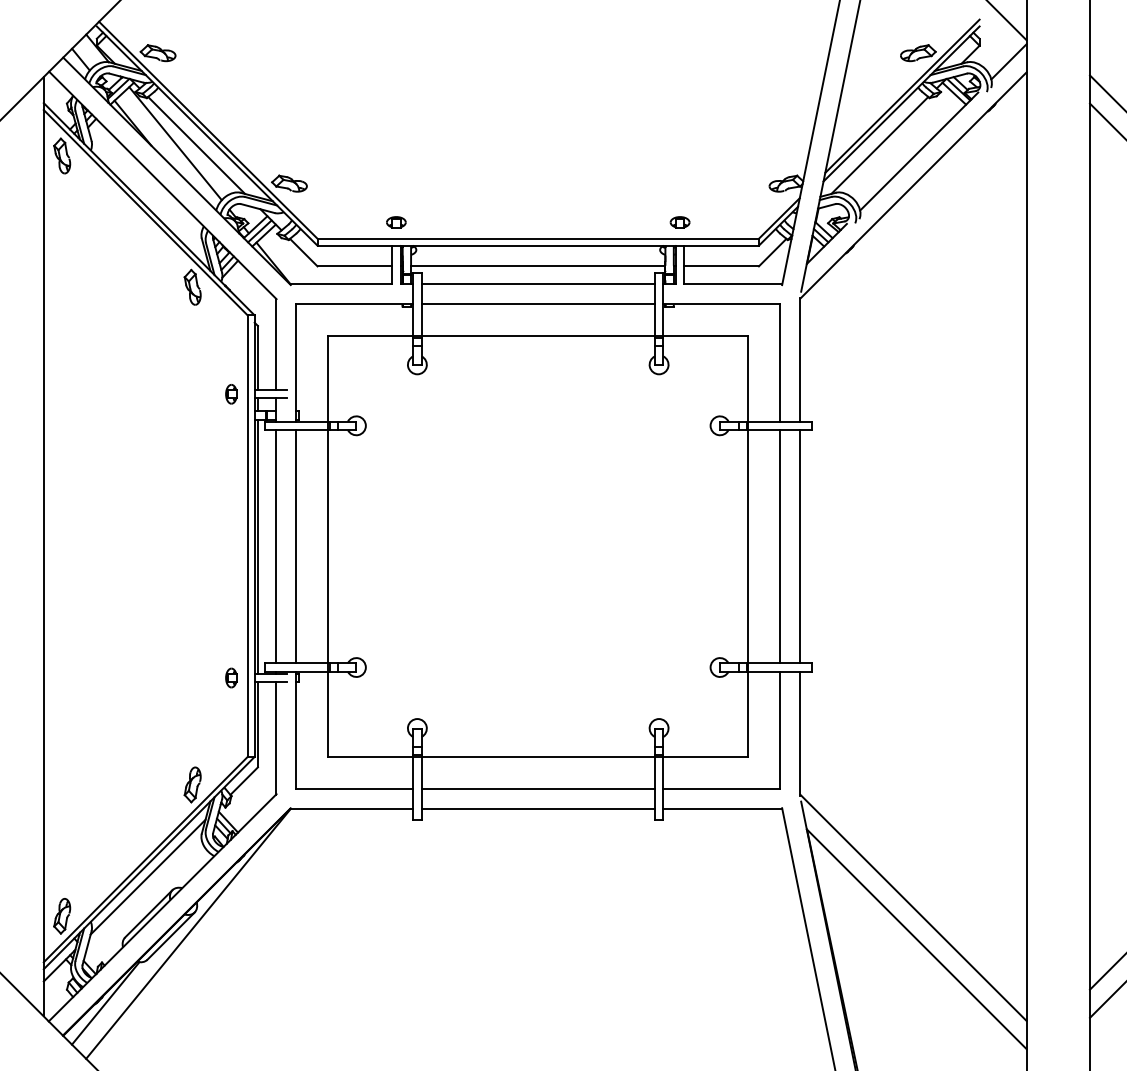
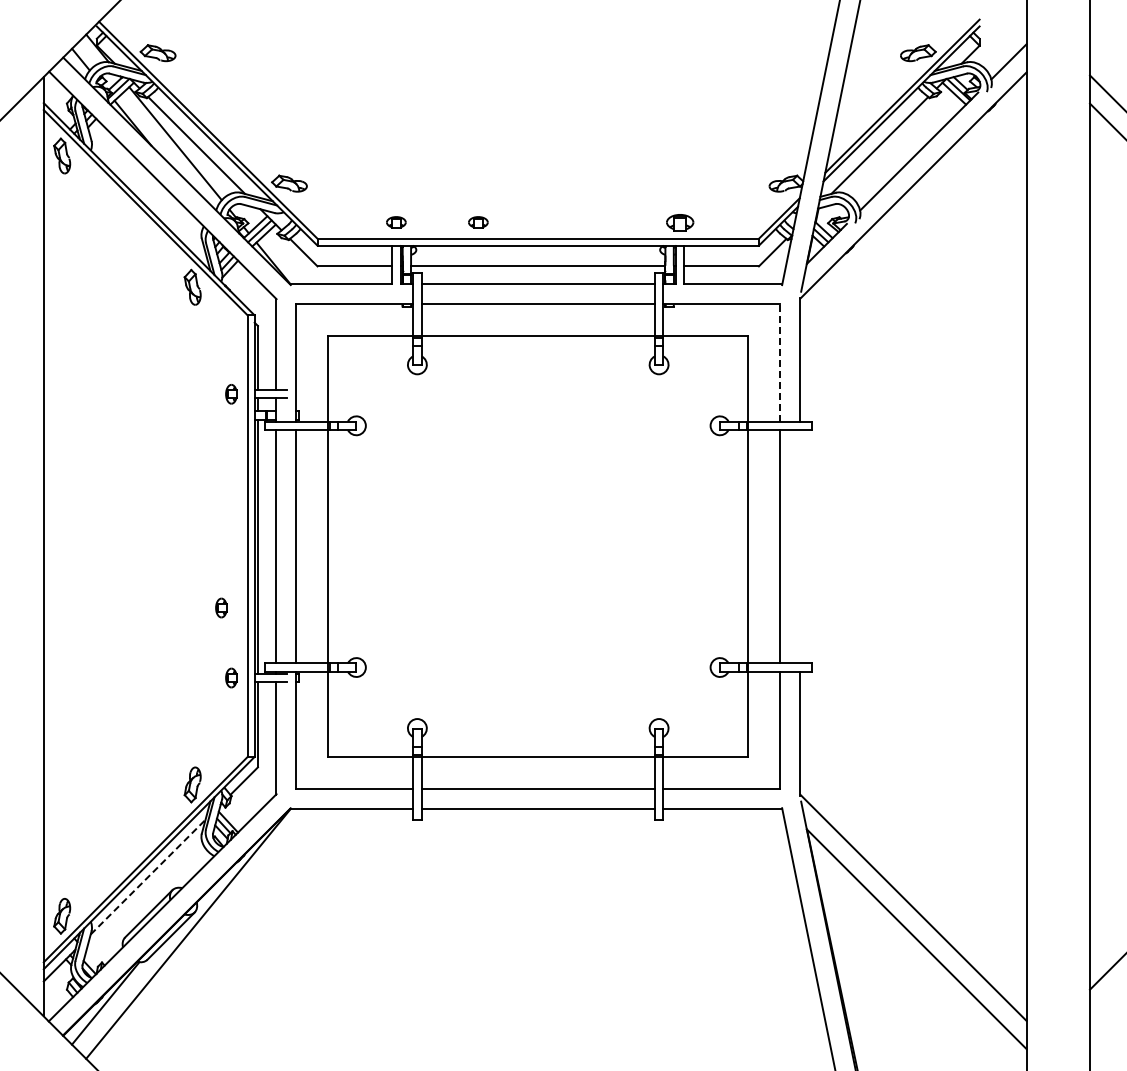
line: present -> none (1007, 21)
part: none -> present (478, 222)
part size: 22x13 px -> 29x18 px (680, 222)
line: solid -> dashed (780, 363)
line: present -> none (800, 546)
part: none -> present (221, 607)
line: solid -> dashed (148, 876)
line: present -> none (1106, 1000)
